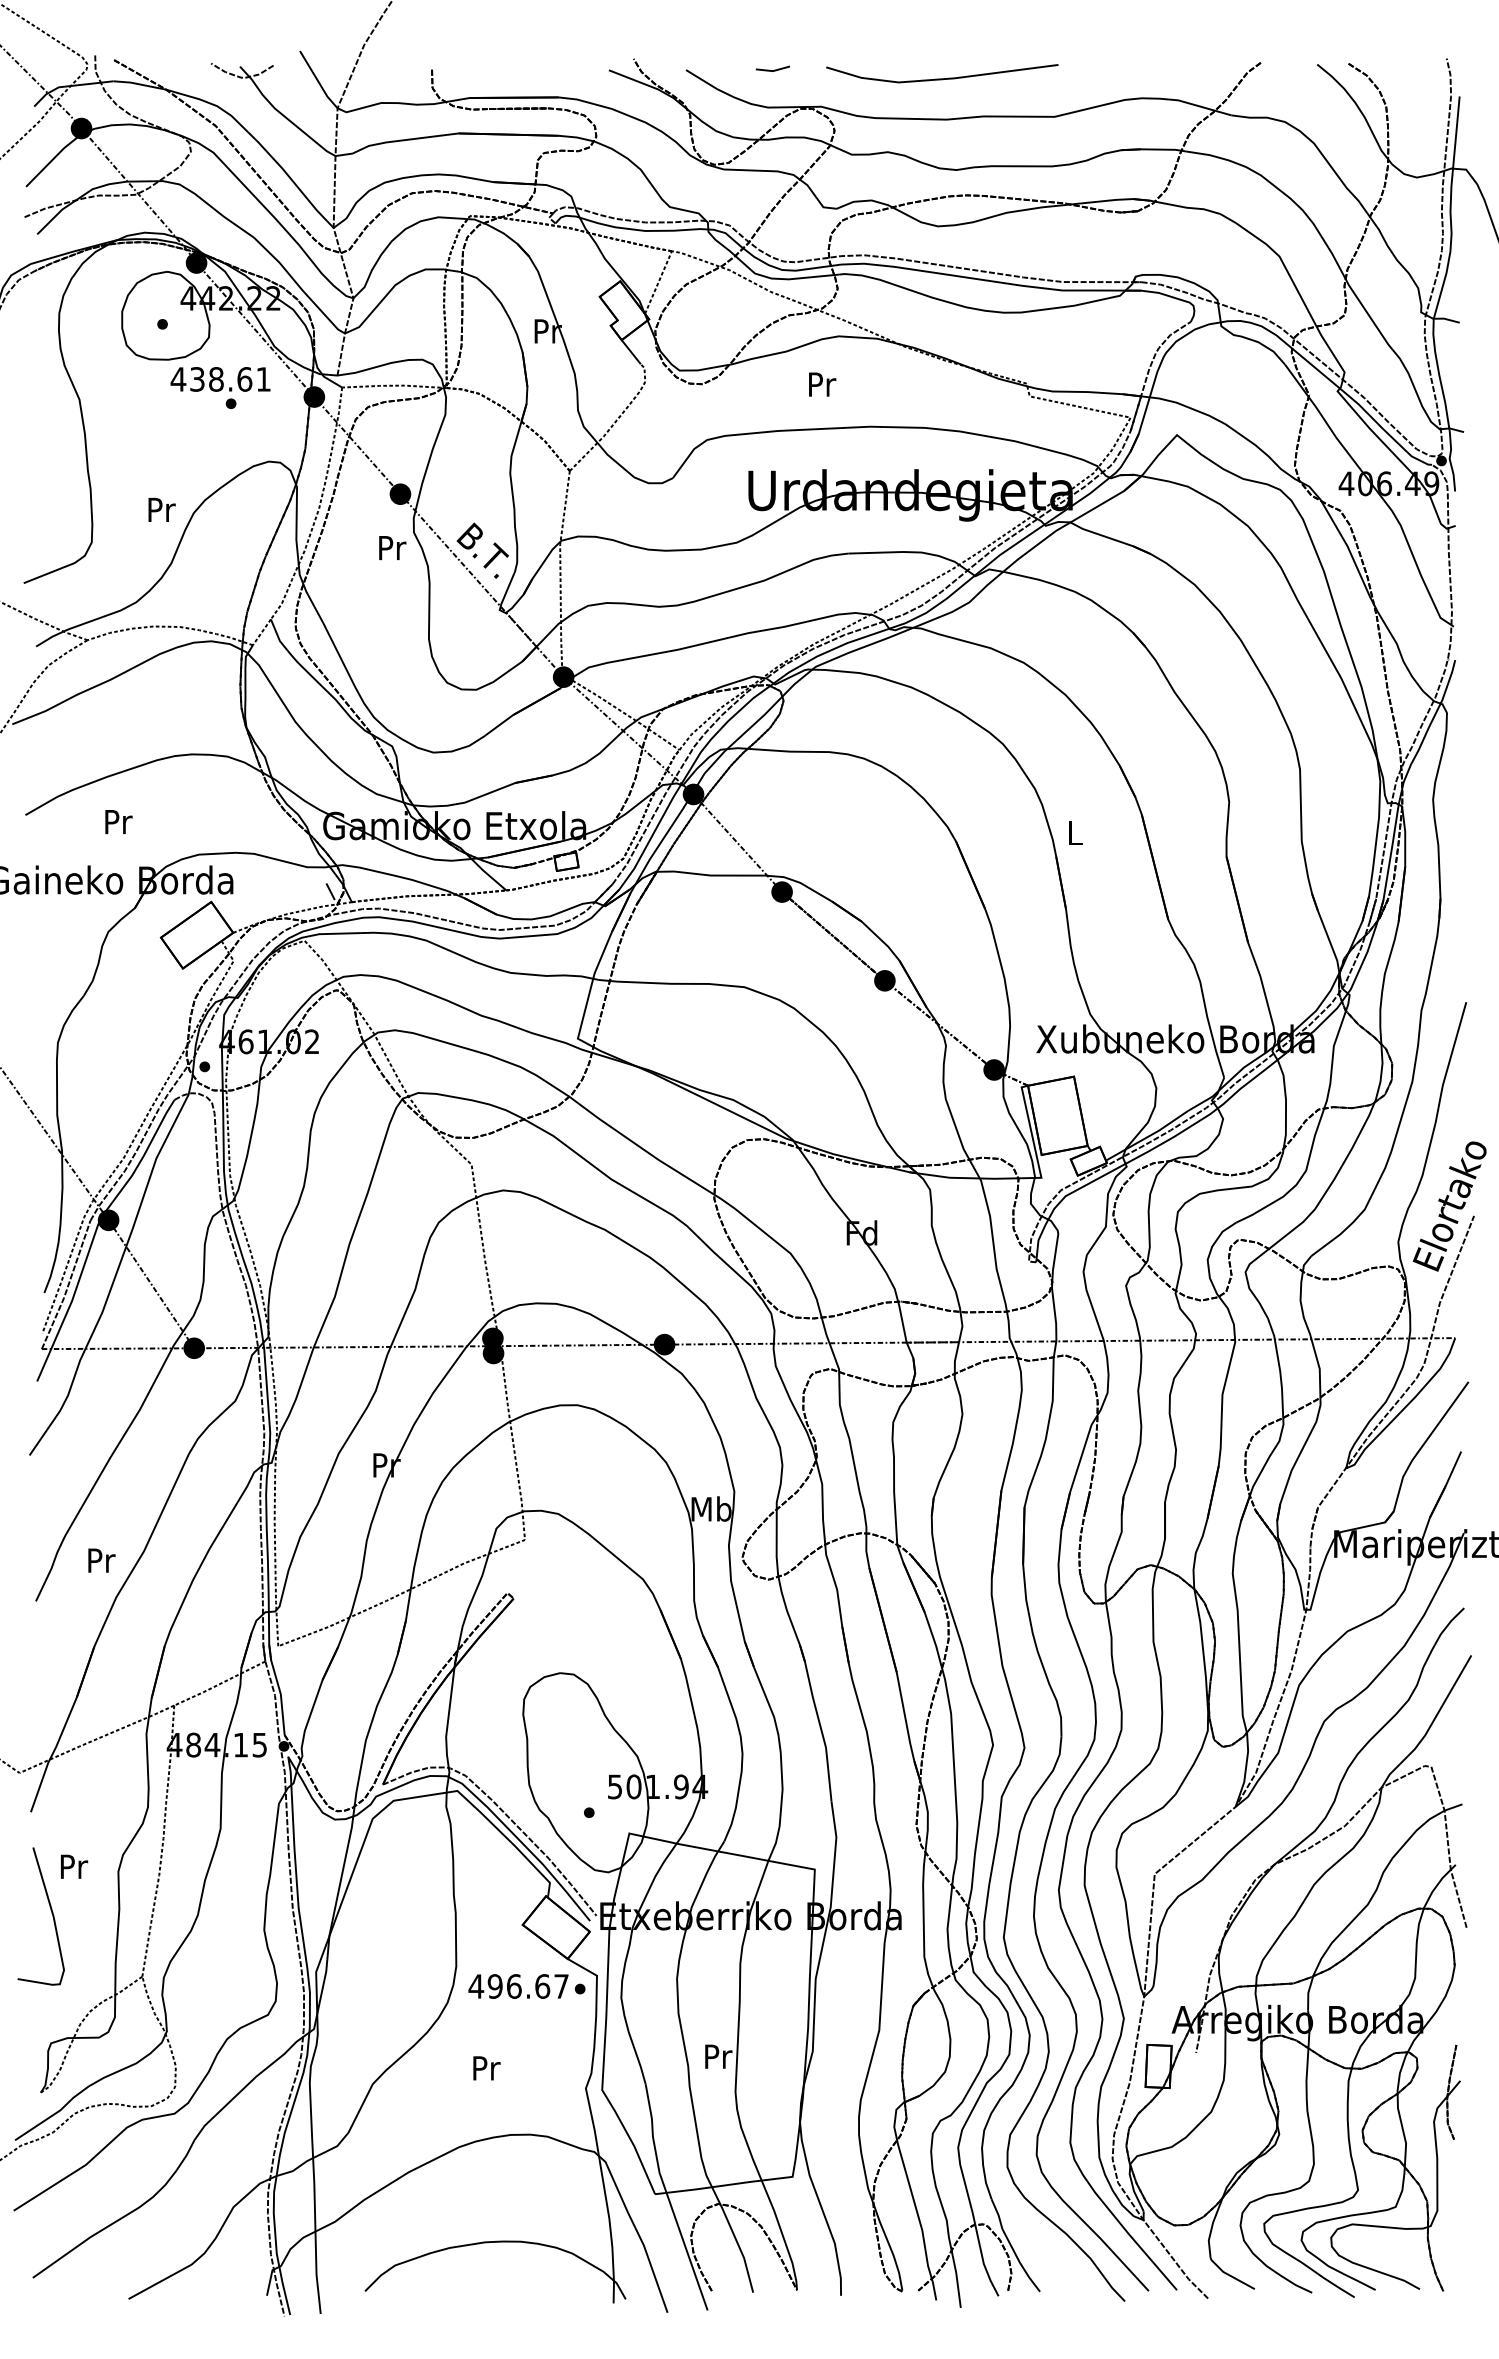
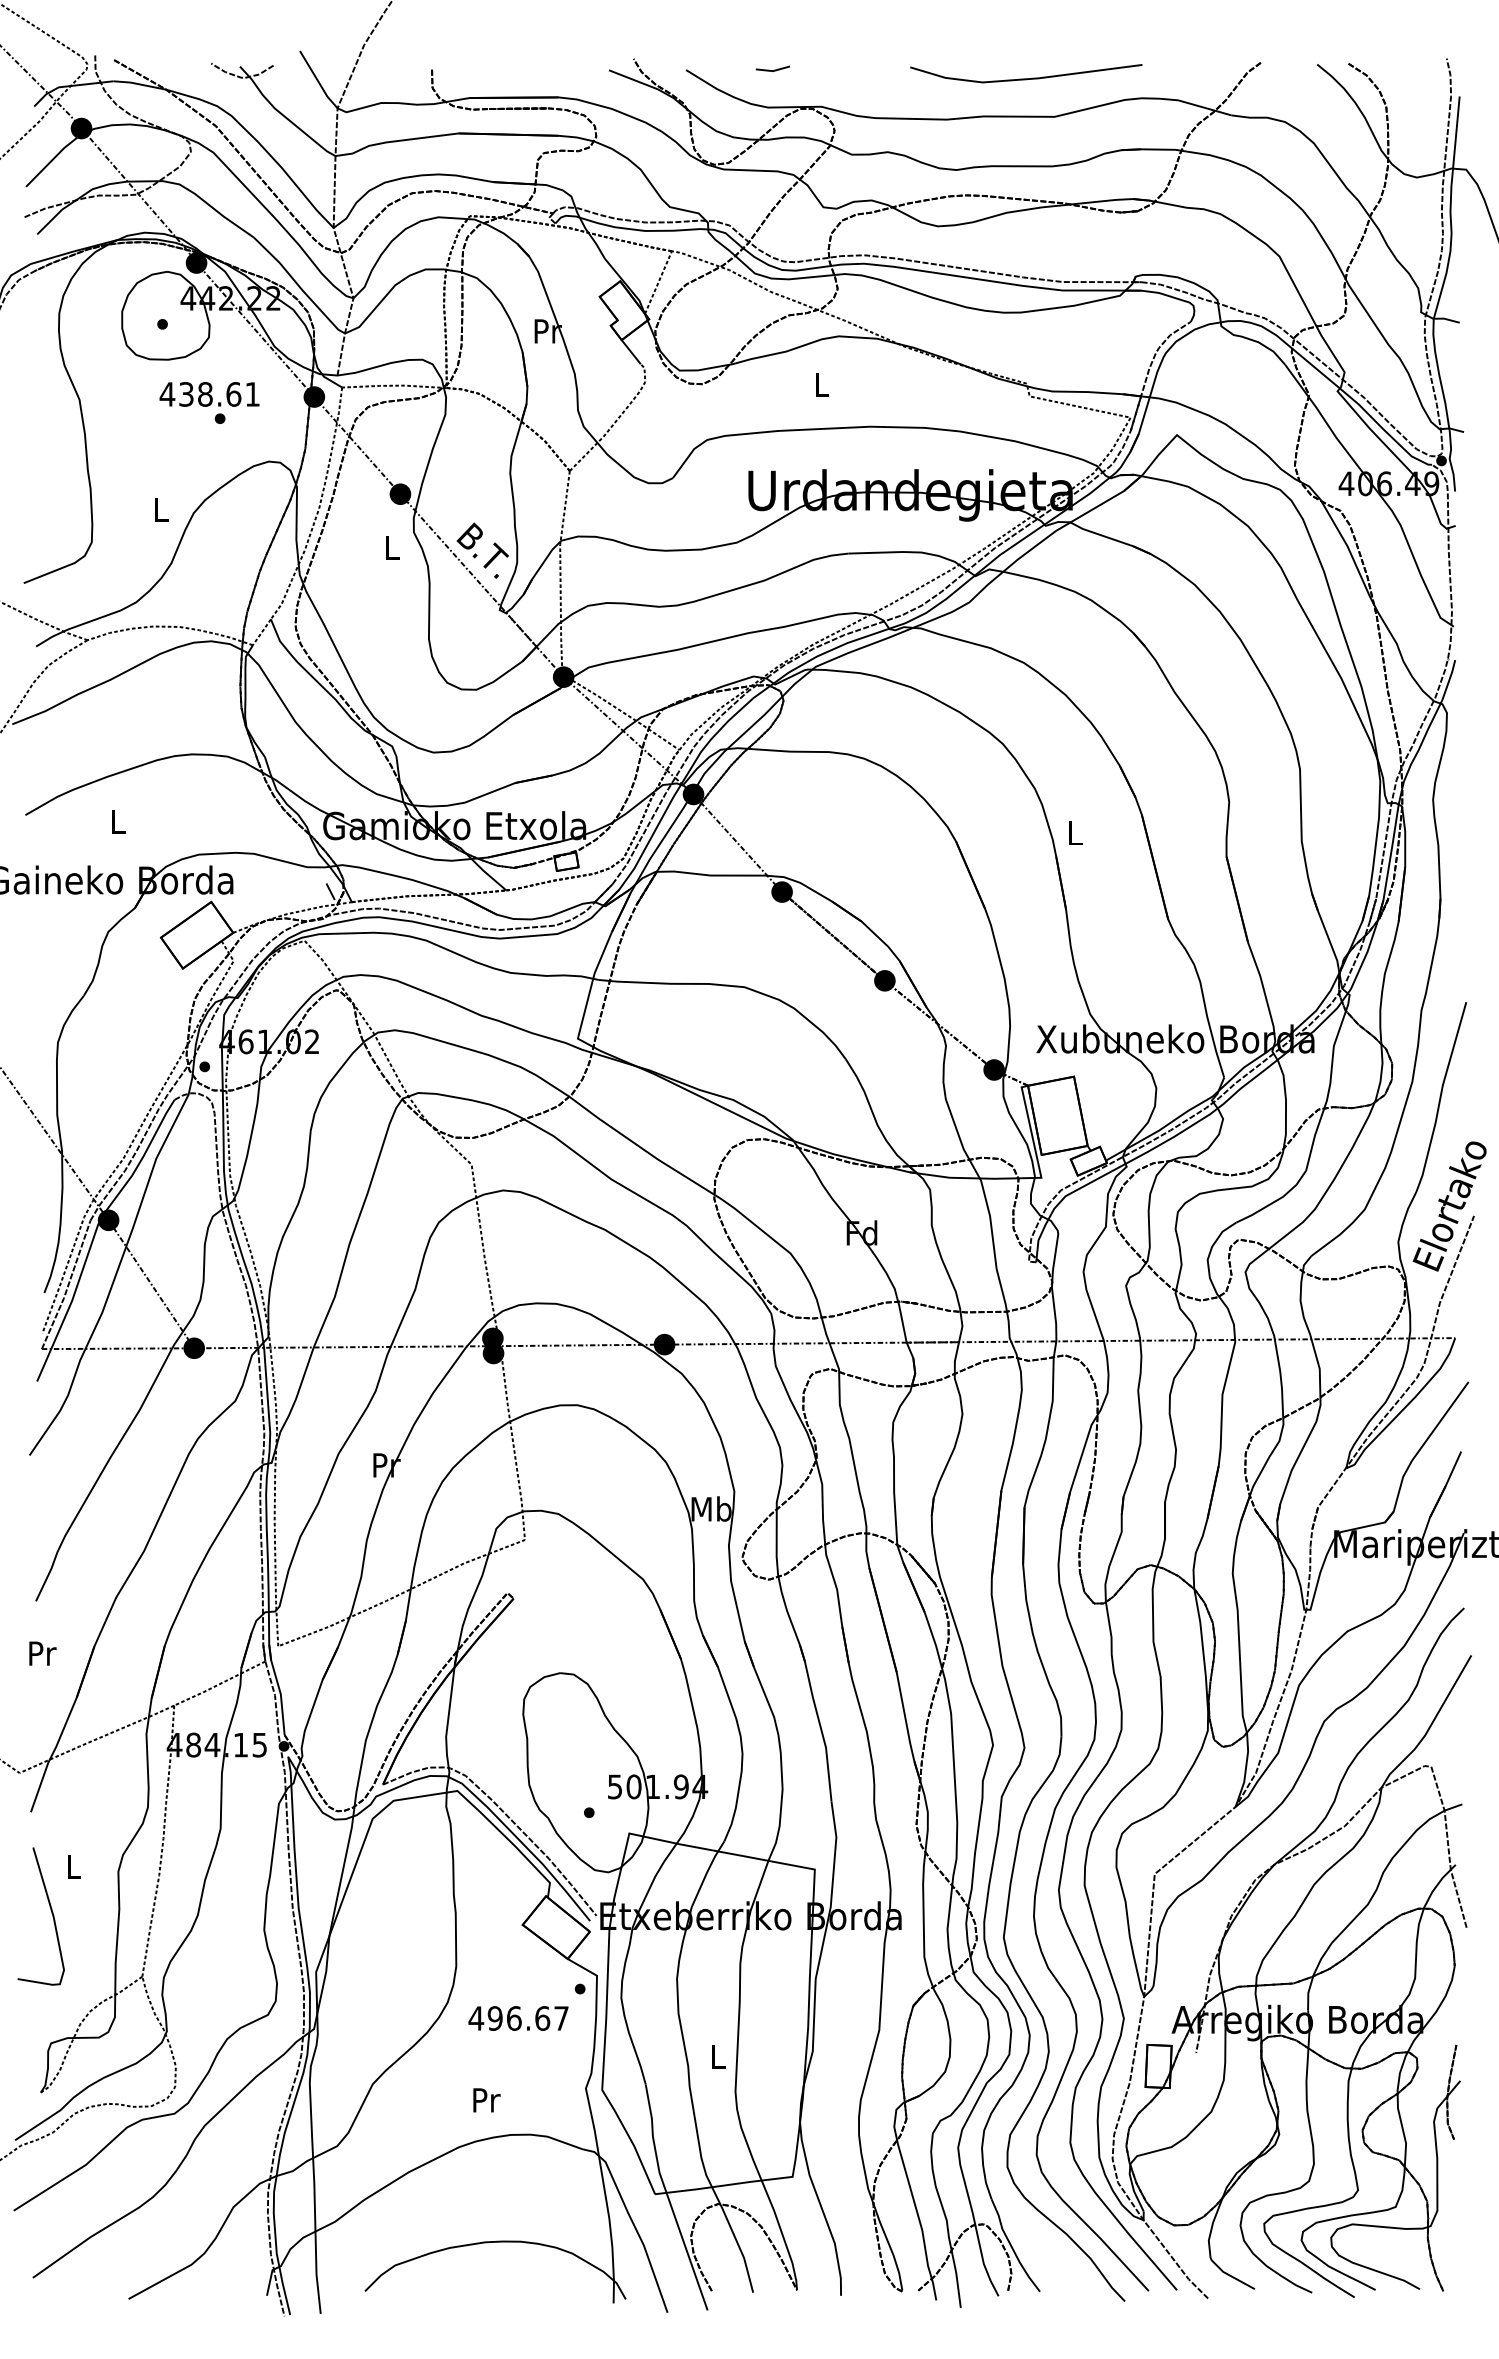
line position: (942, 78) -> (1026, 78) (1026, 78)
text: Pr -> L (822, 384)
text position: (220, 387) -> (209, 402) (209, 402)
text: Pr -> L (161, 509)
text: Pr -> L (392, 548)
text: Pr -> L (118, 822)
text position: (101, 1560) -> (42, 1653) (42, 1653)
text: Pr -> L (74, 1866)
text position: (518, 1986) -> (518, 2018) (518, 2018)
text: Pr -> L (718, 2056)
text position: (486, 2068) -> (486, 2100) (486, 2100)
